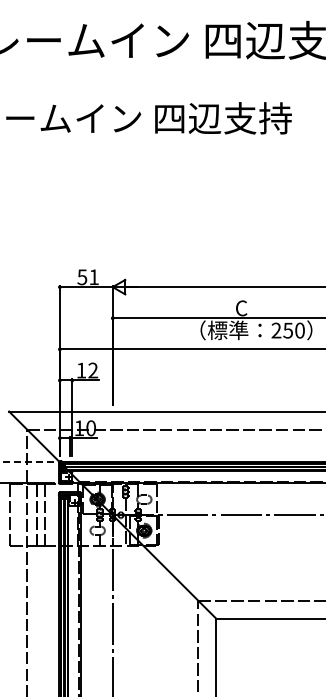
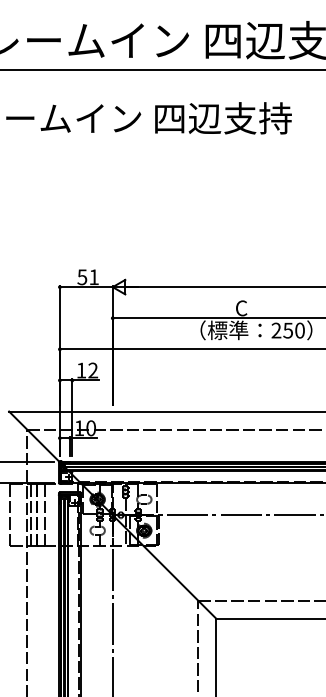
line: none -> present (162, 69)
line: dashed -> solid (26, 462)
line: none -> present (31, 515)
